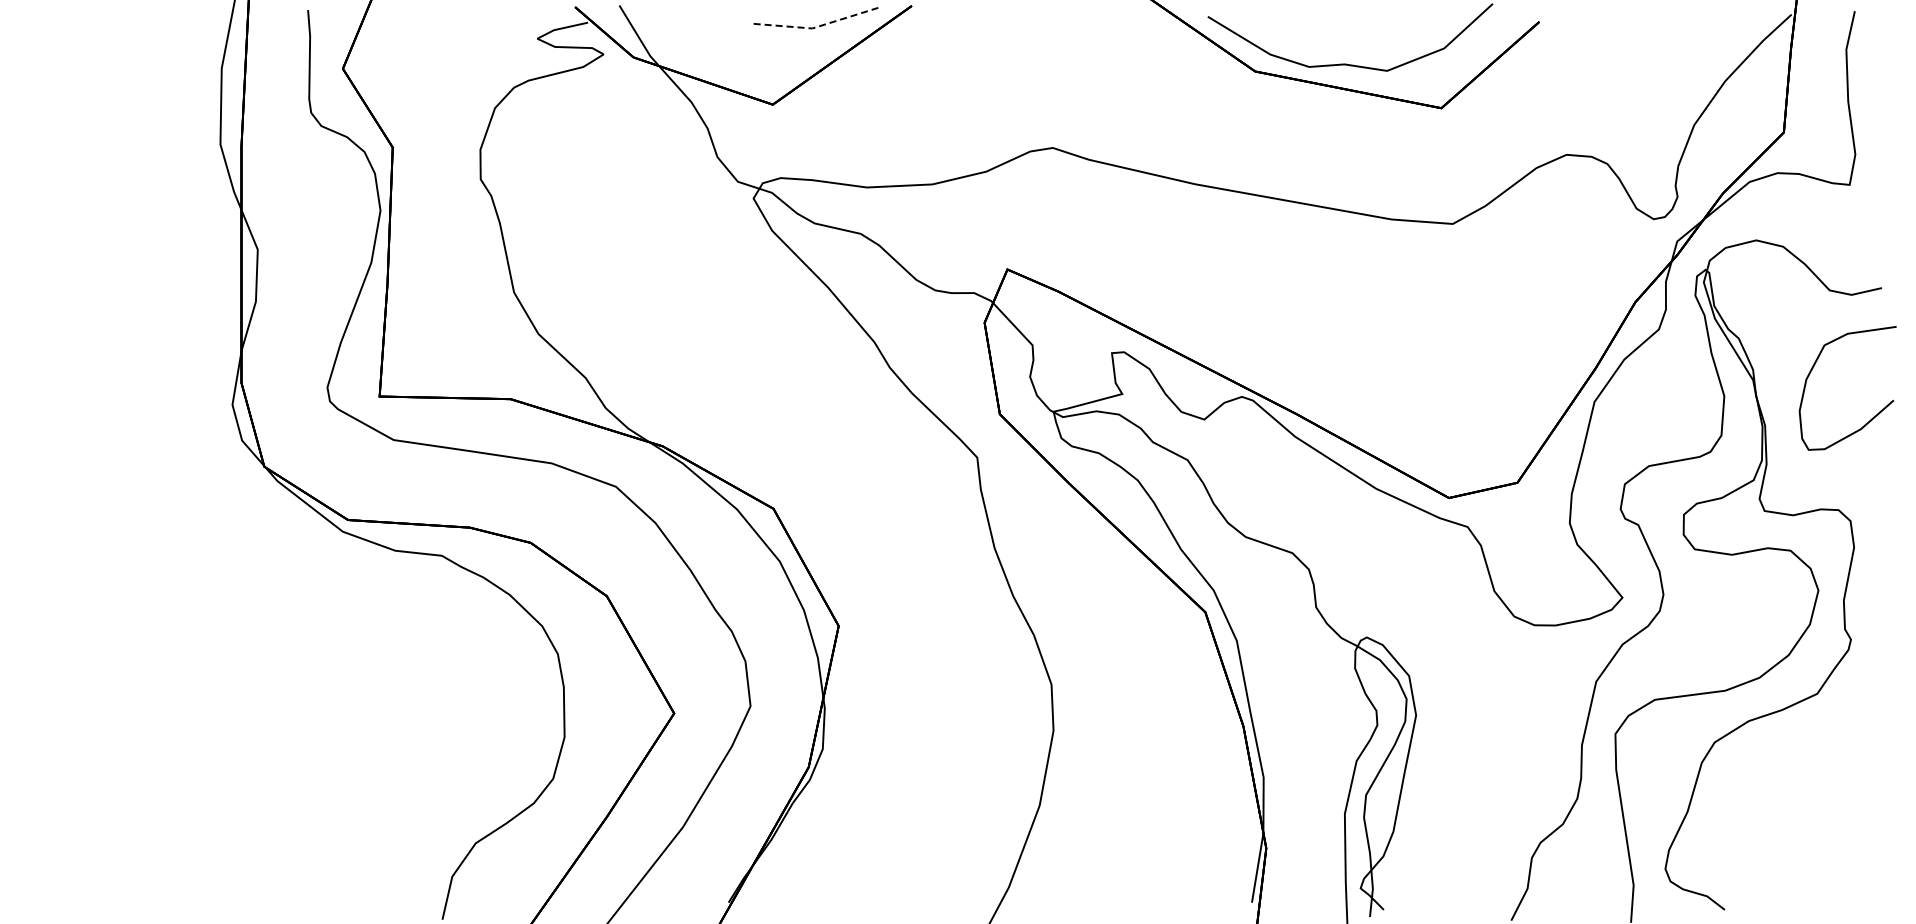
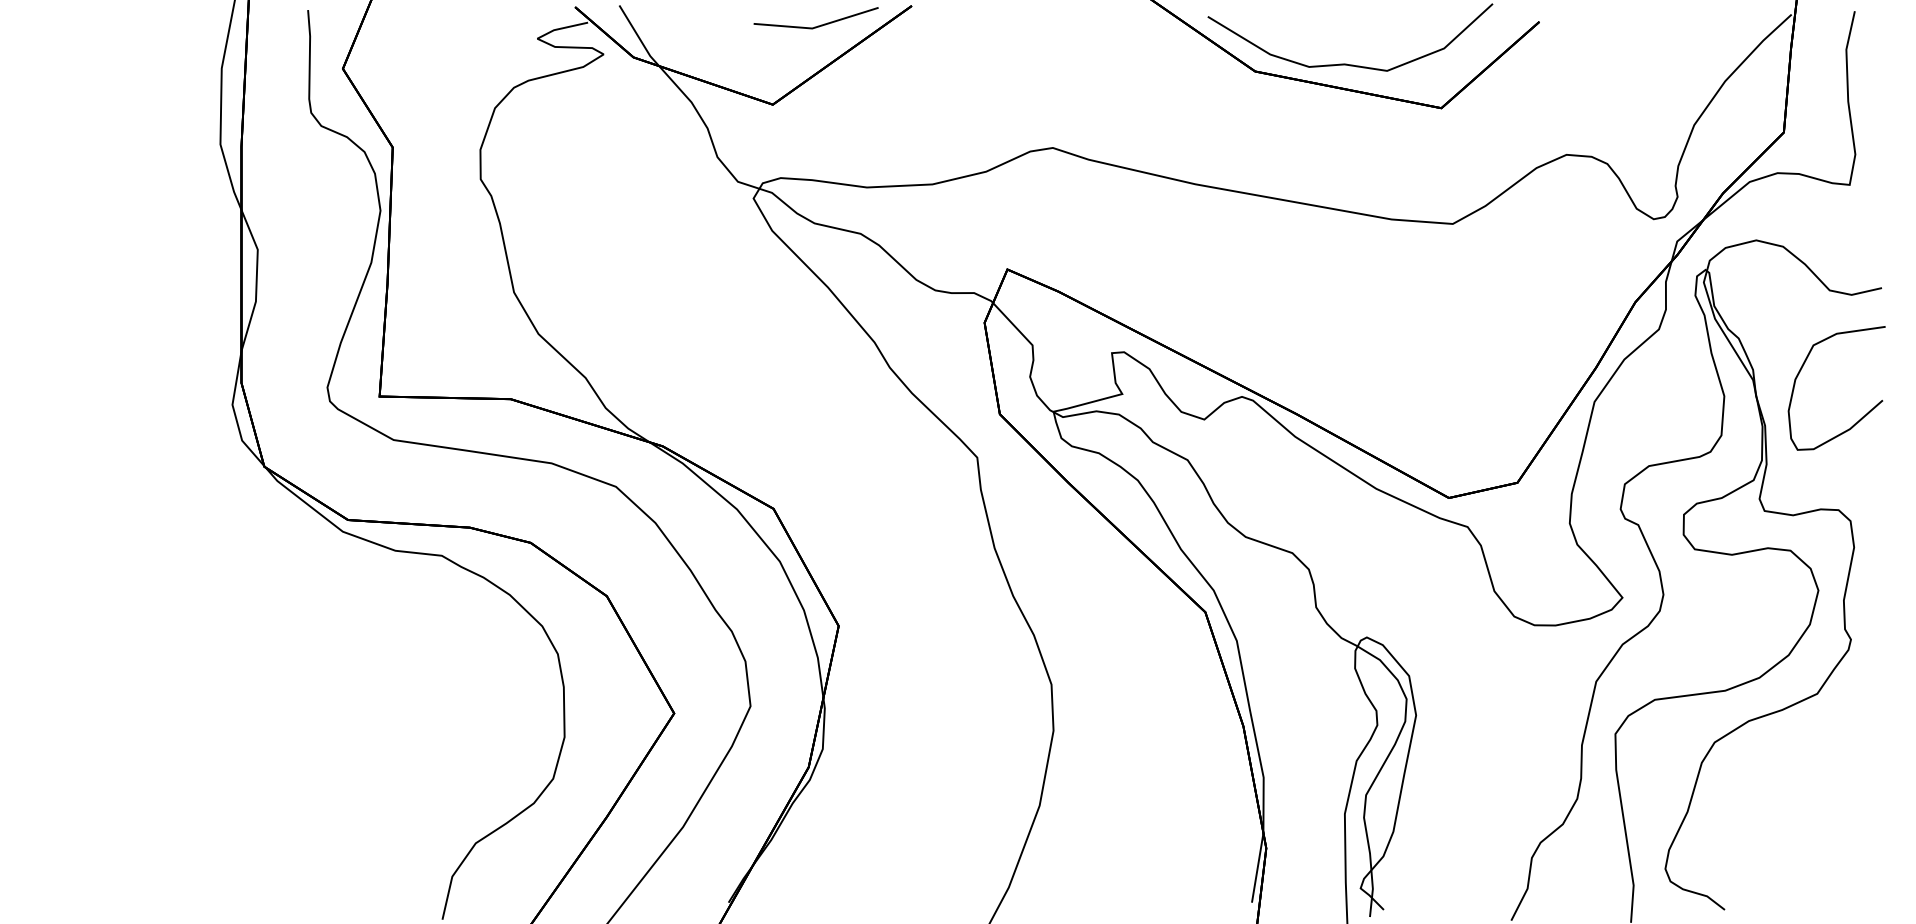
line: dashed -> solid (817, 27)
curve position: (1873, 416) -> (1862, 416) (1862, 416)
